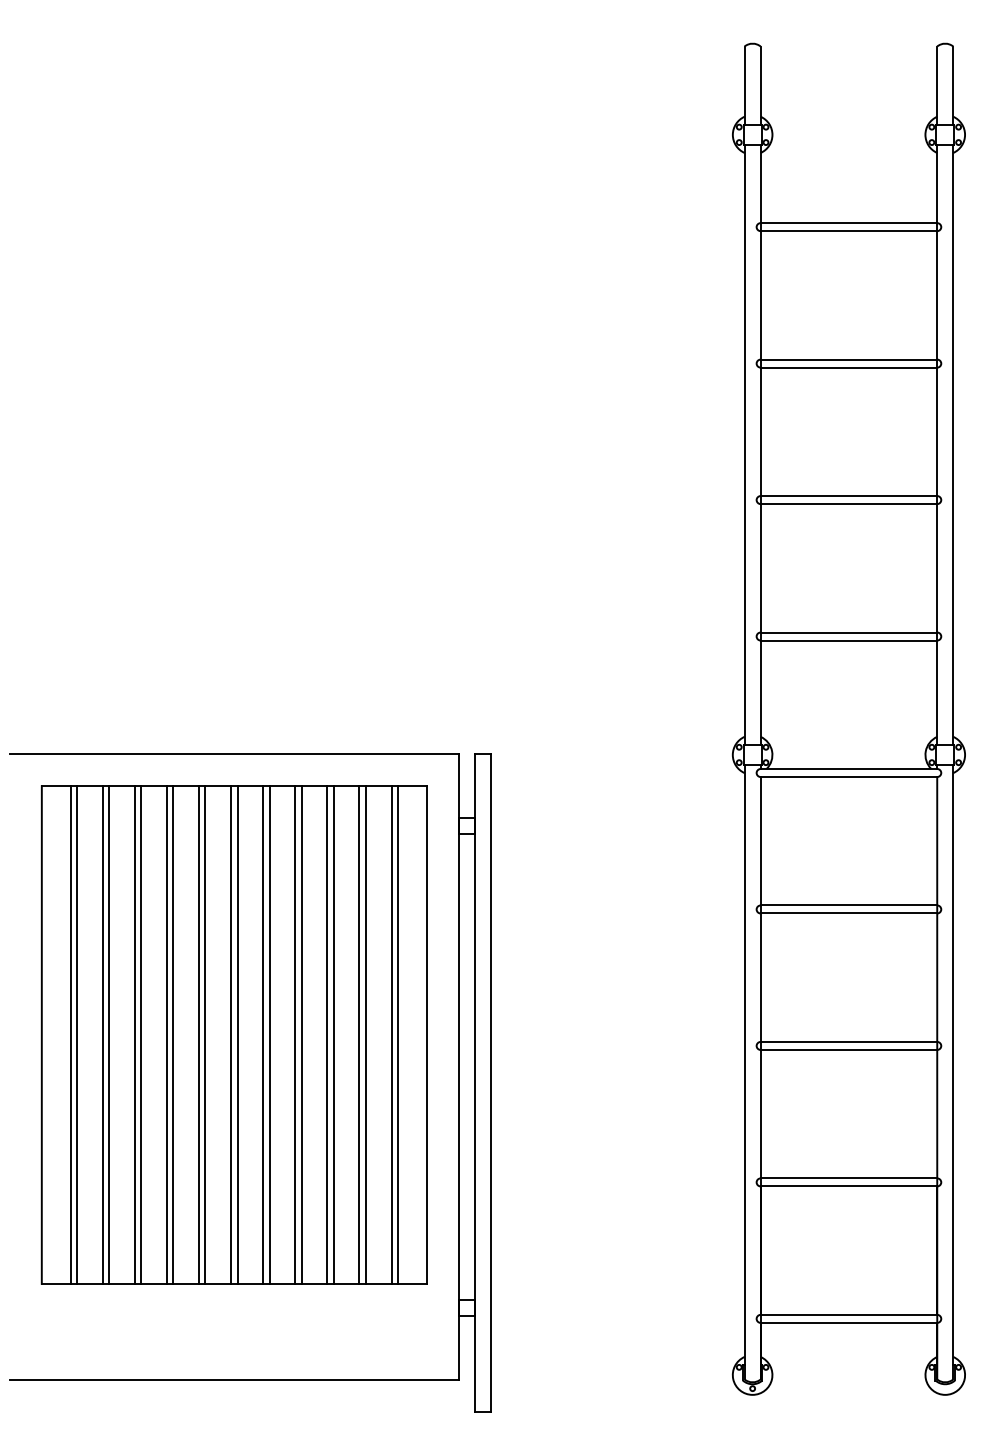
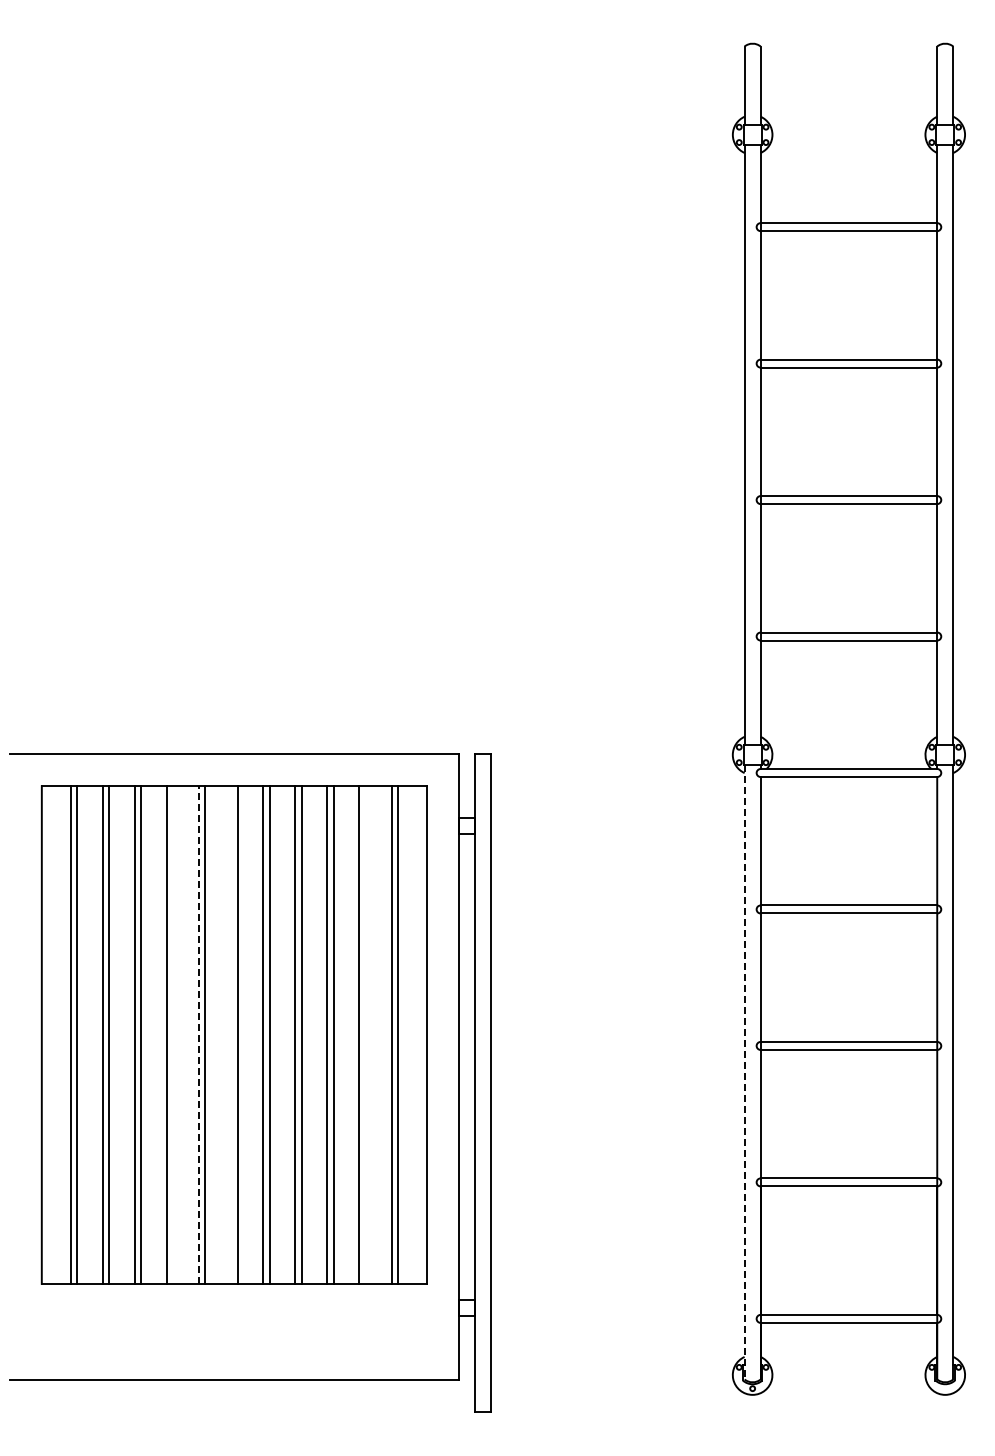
line: present -> none (173, 1034)
line: present -> none (231, 1034)
line: present -> none (365, 1034)
line: solid -> dashed (199, 1035)
line: solid -> dashed (744, 1072)
